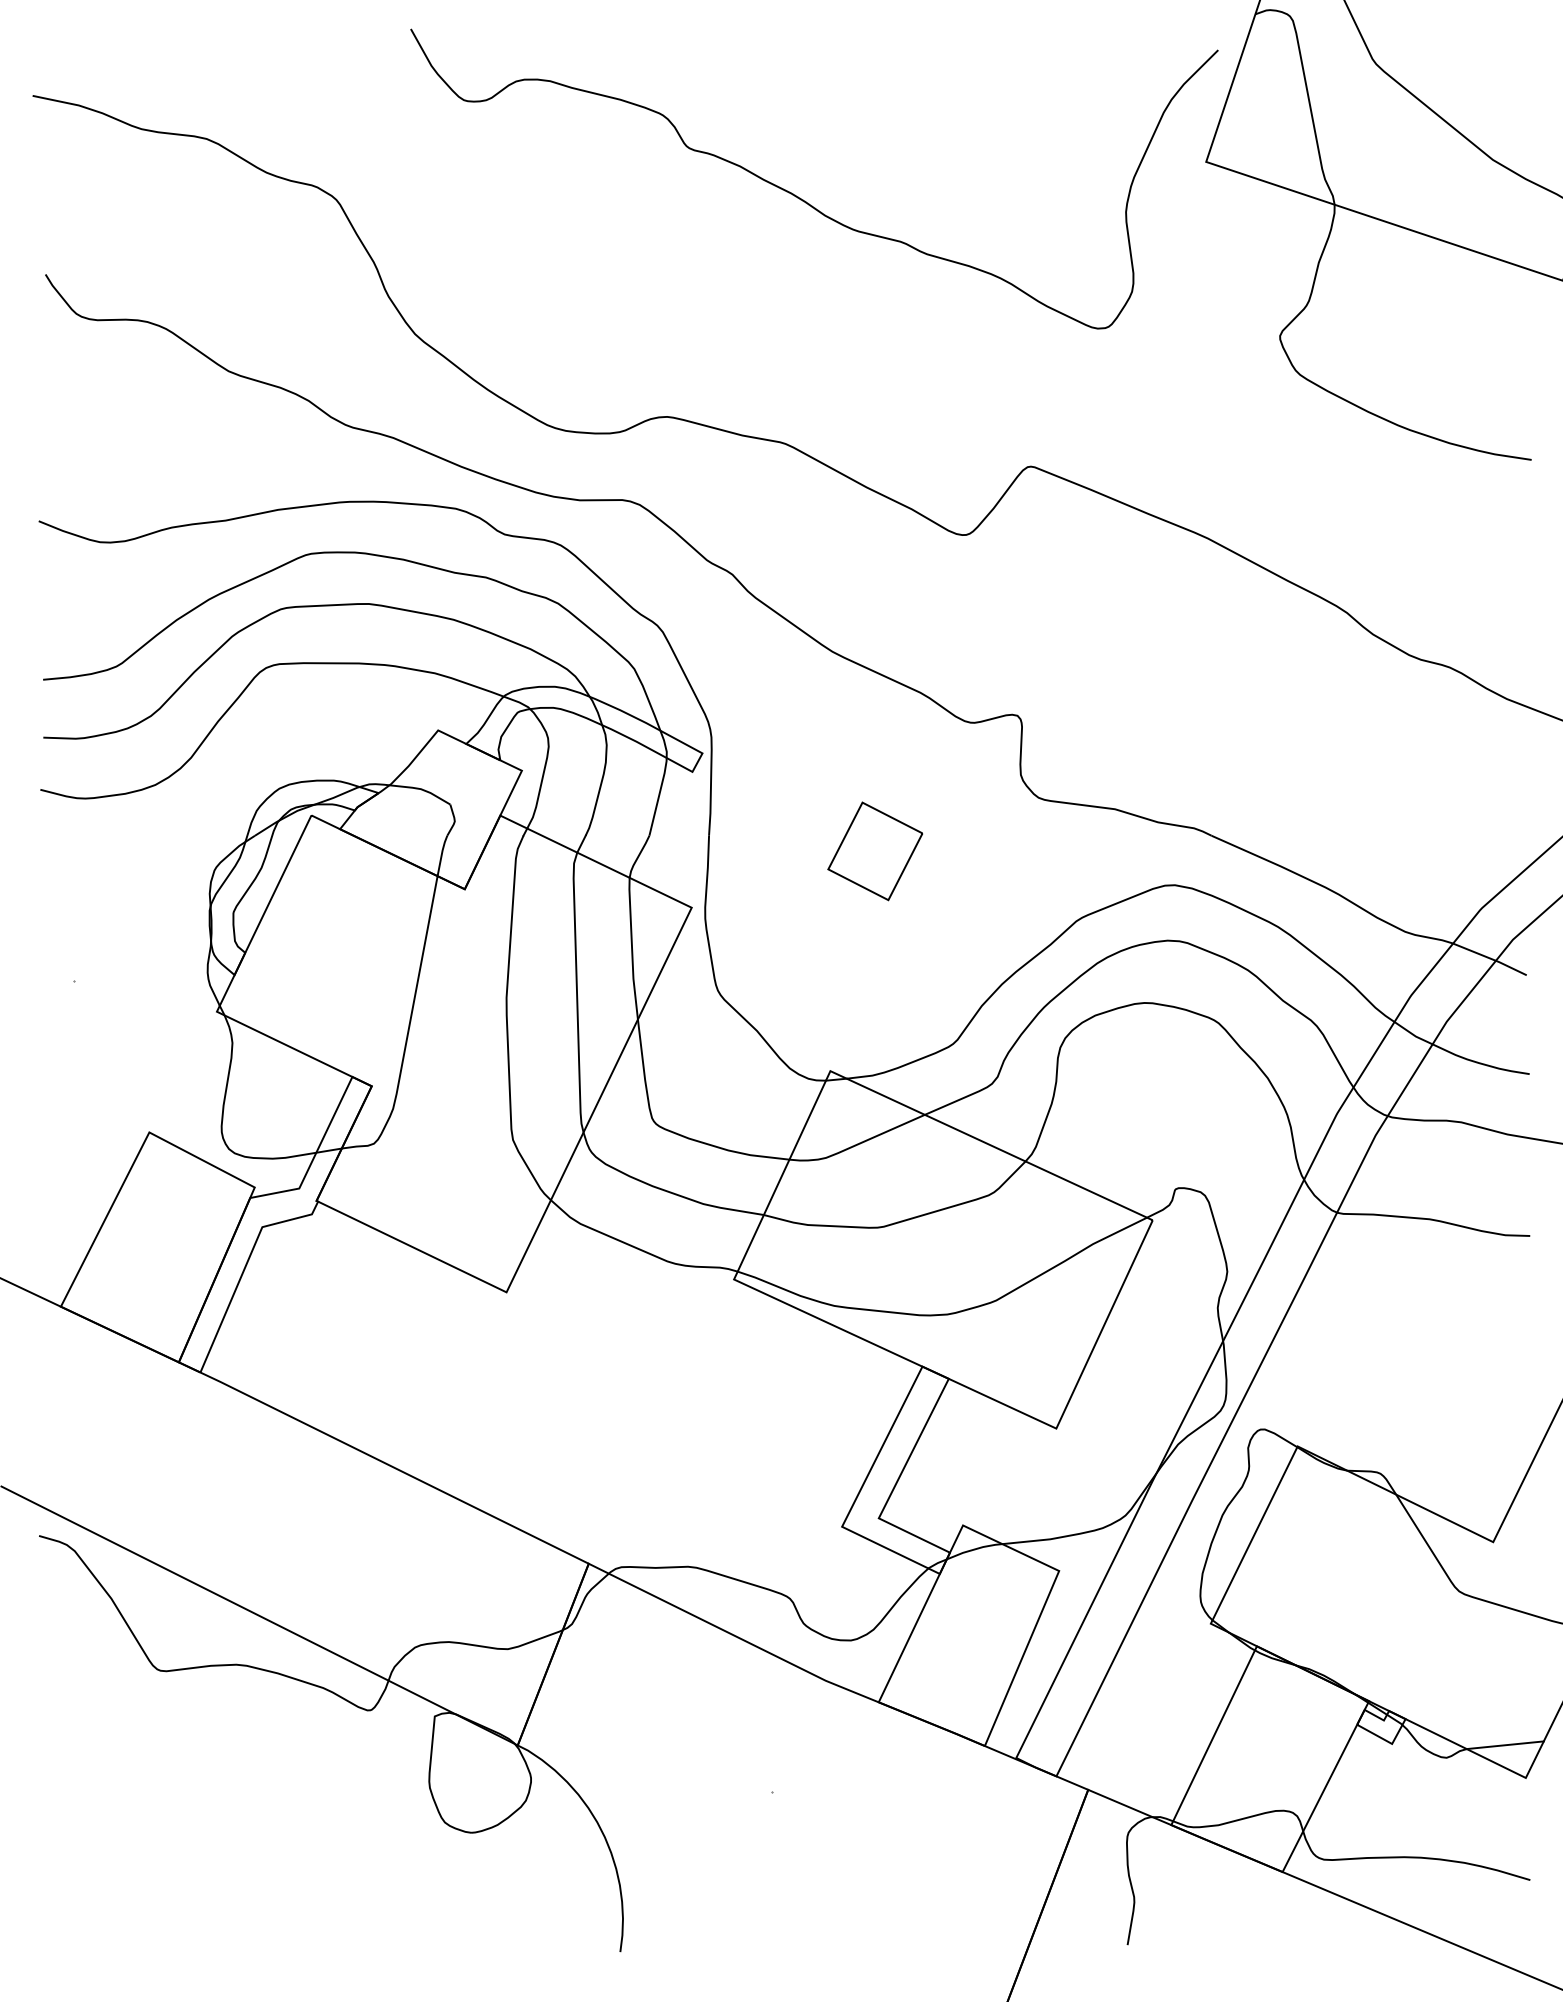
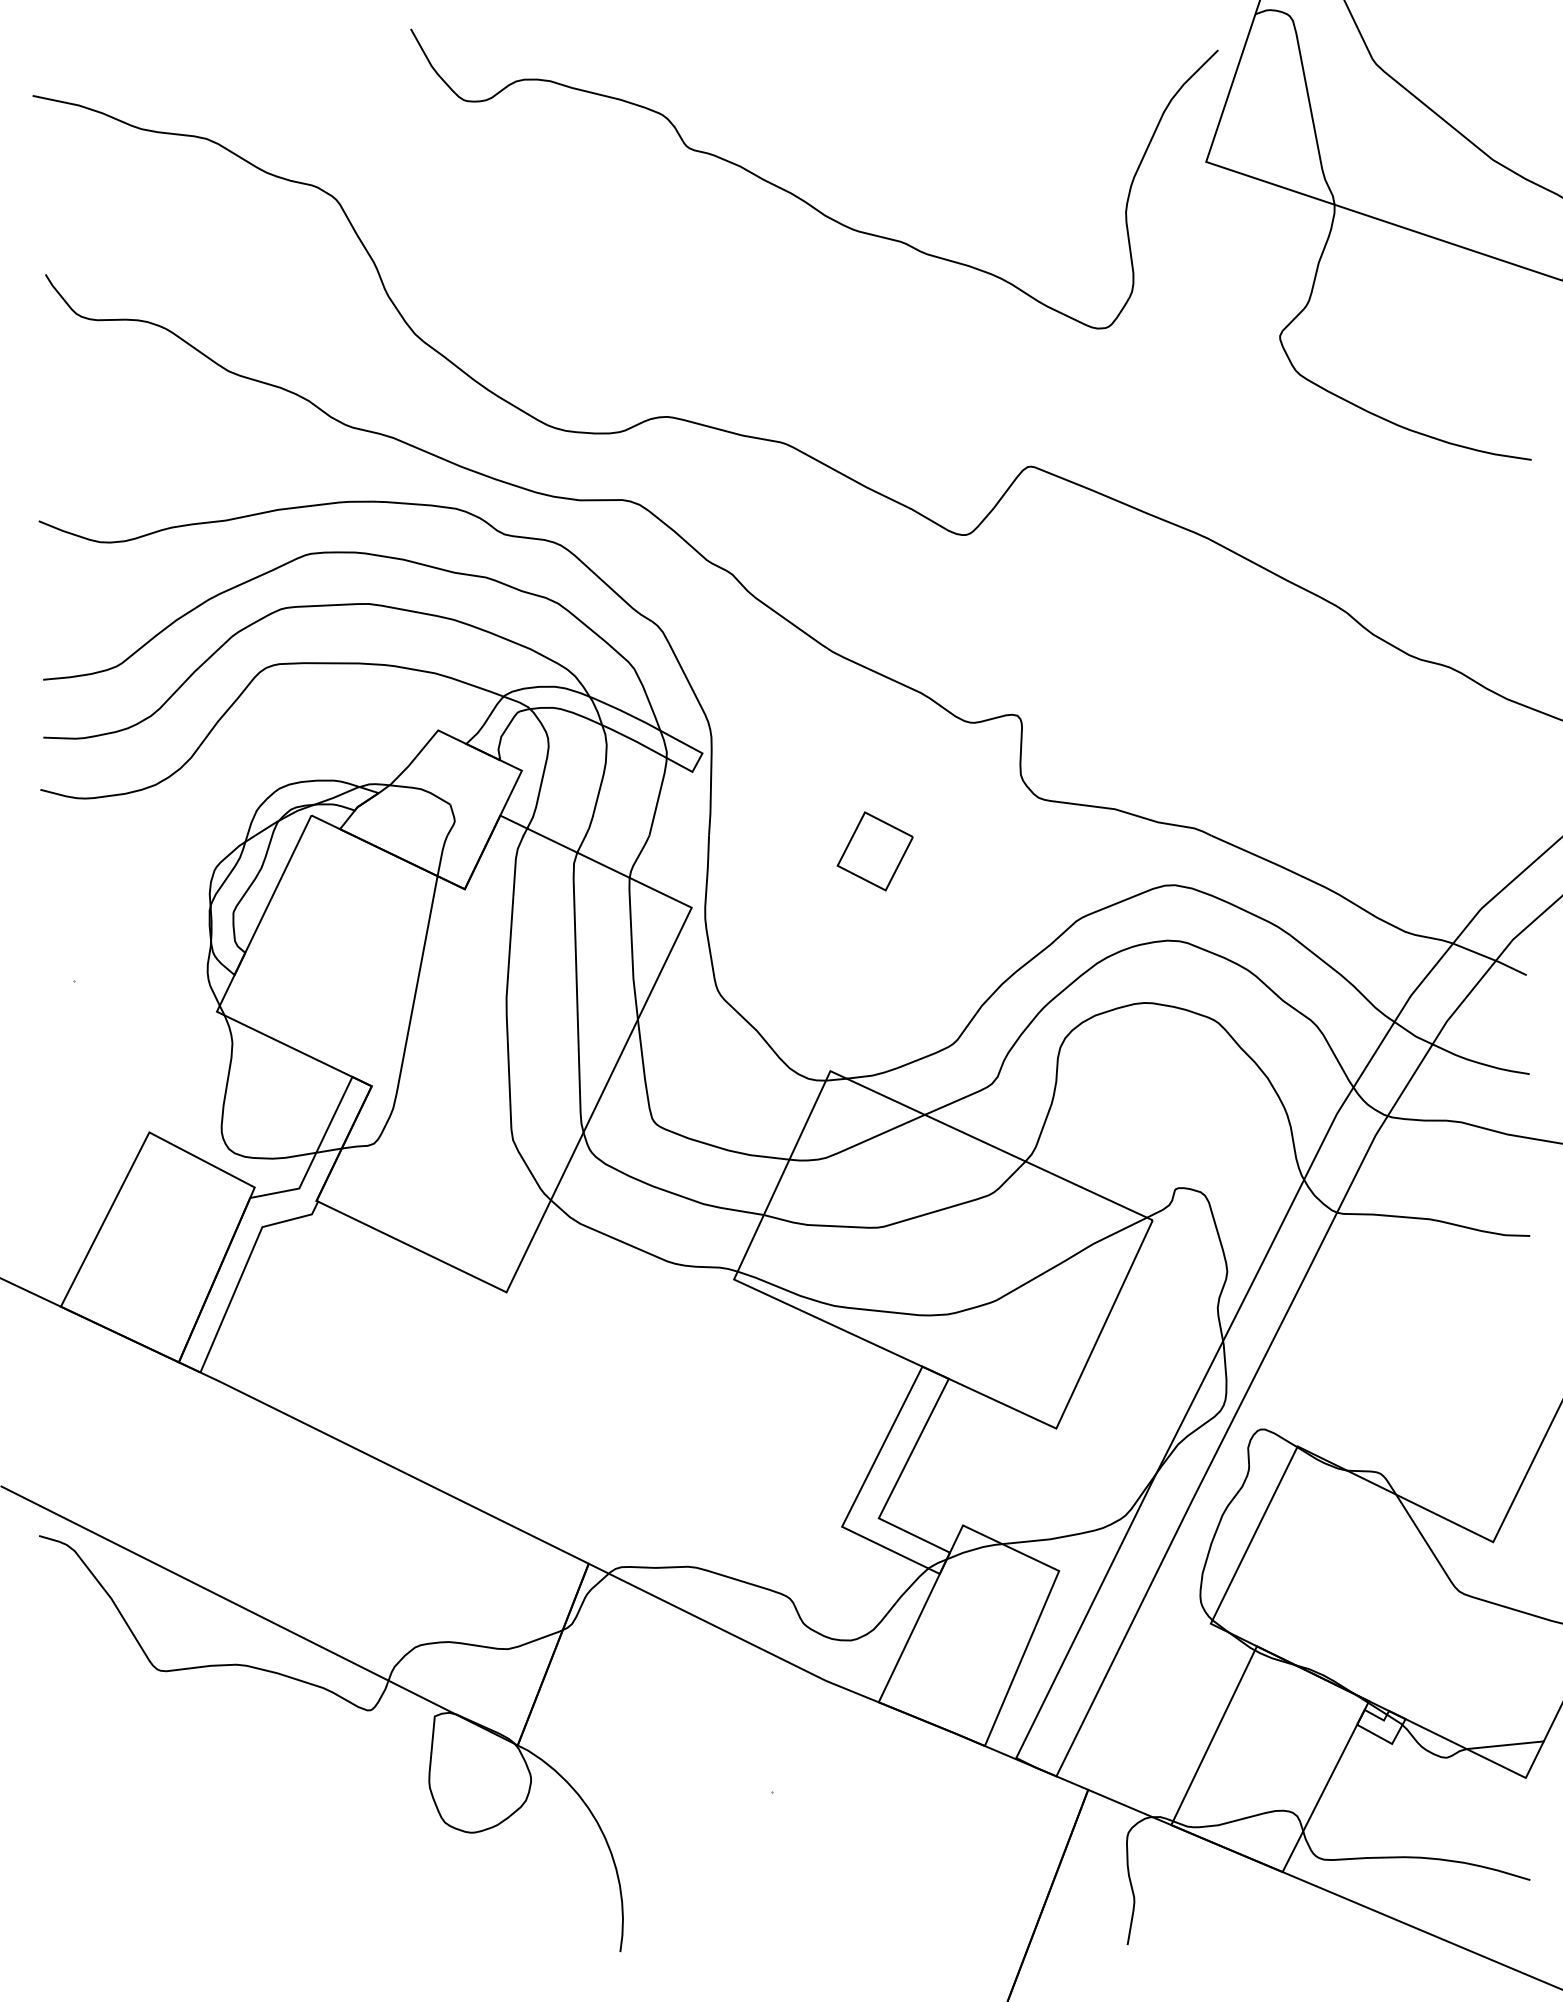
part size: 96x101 px -> 78x81 px (874, 851)
